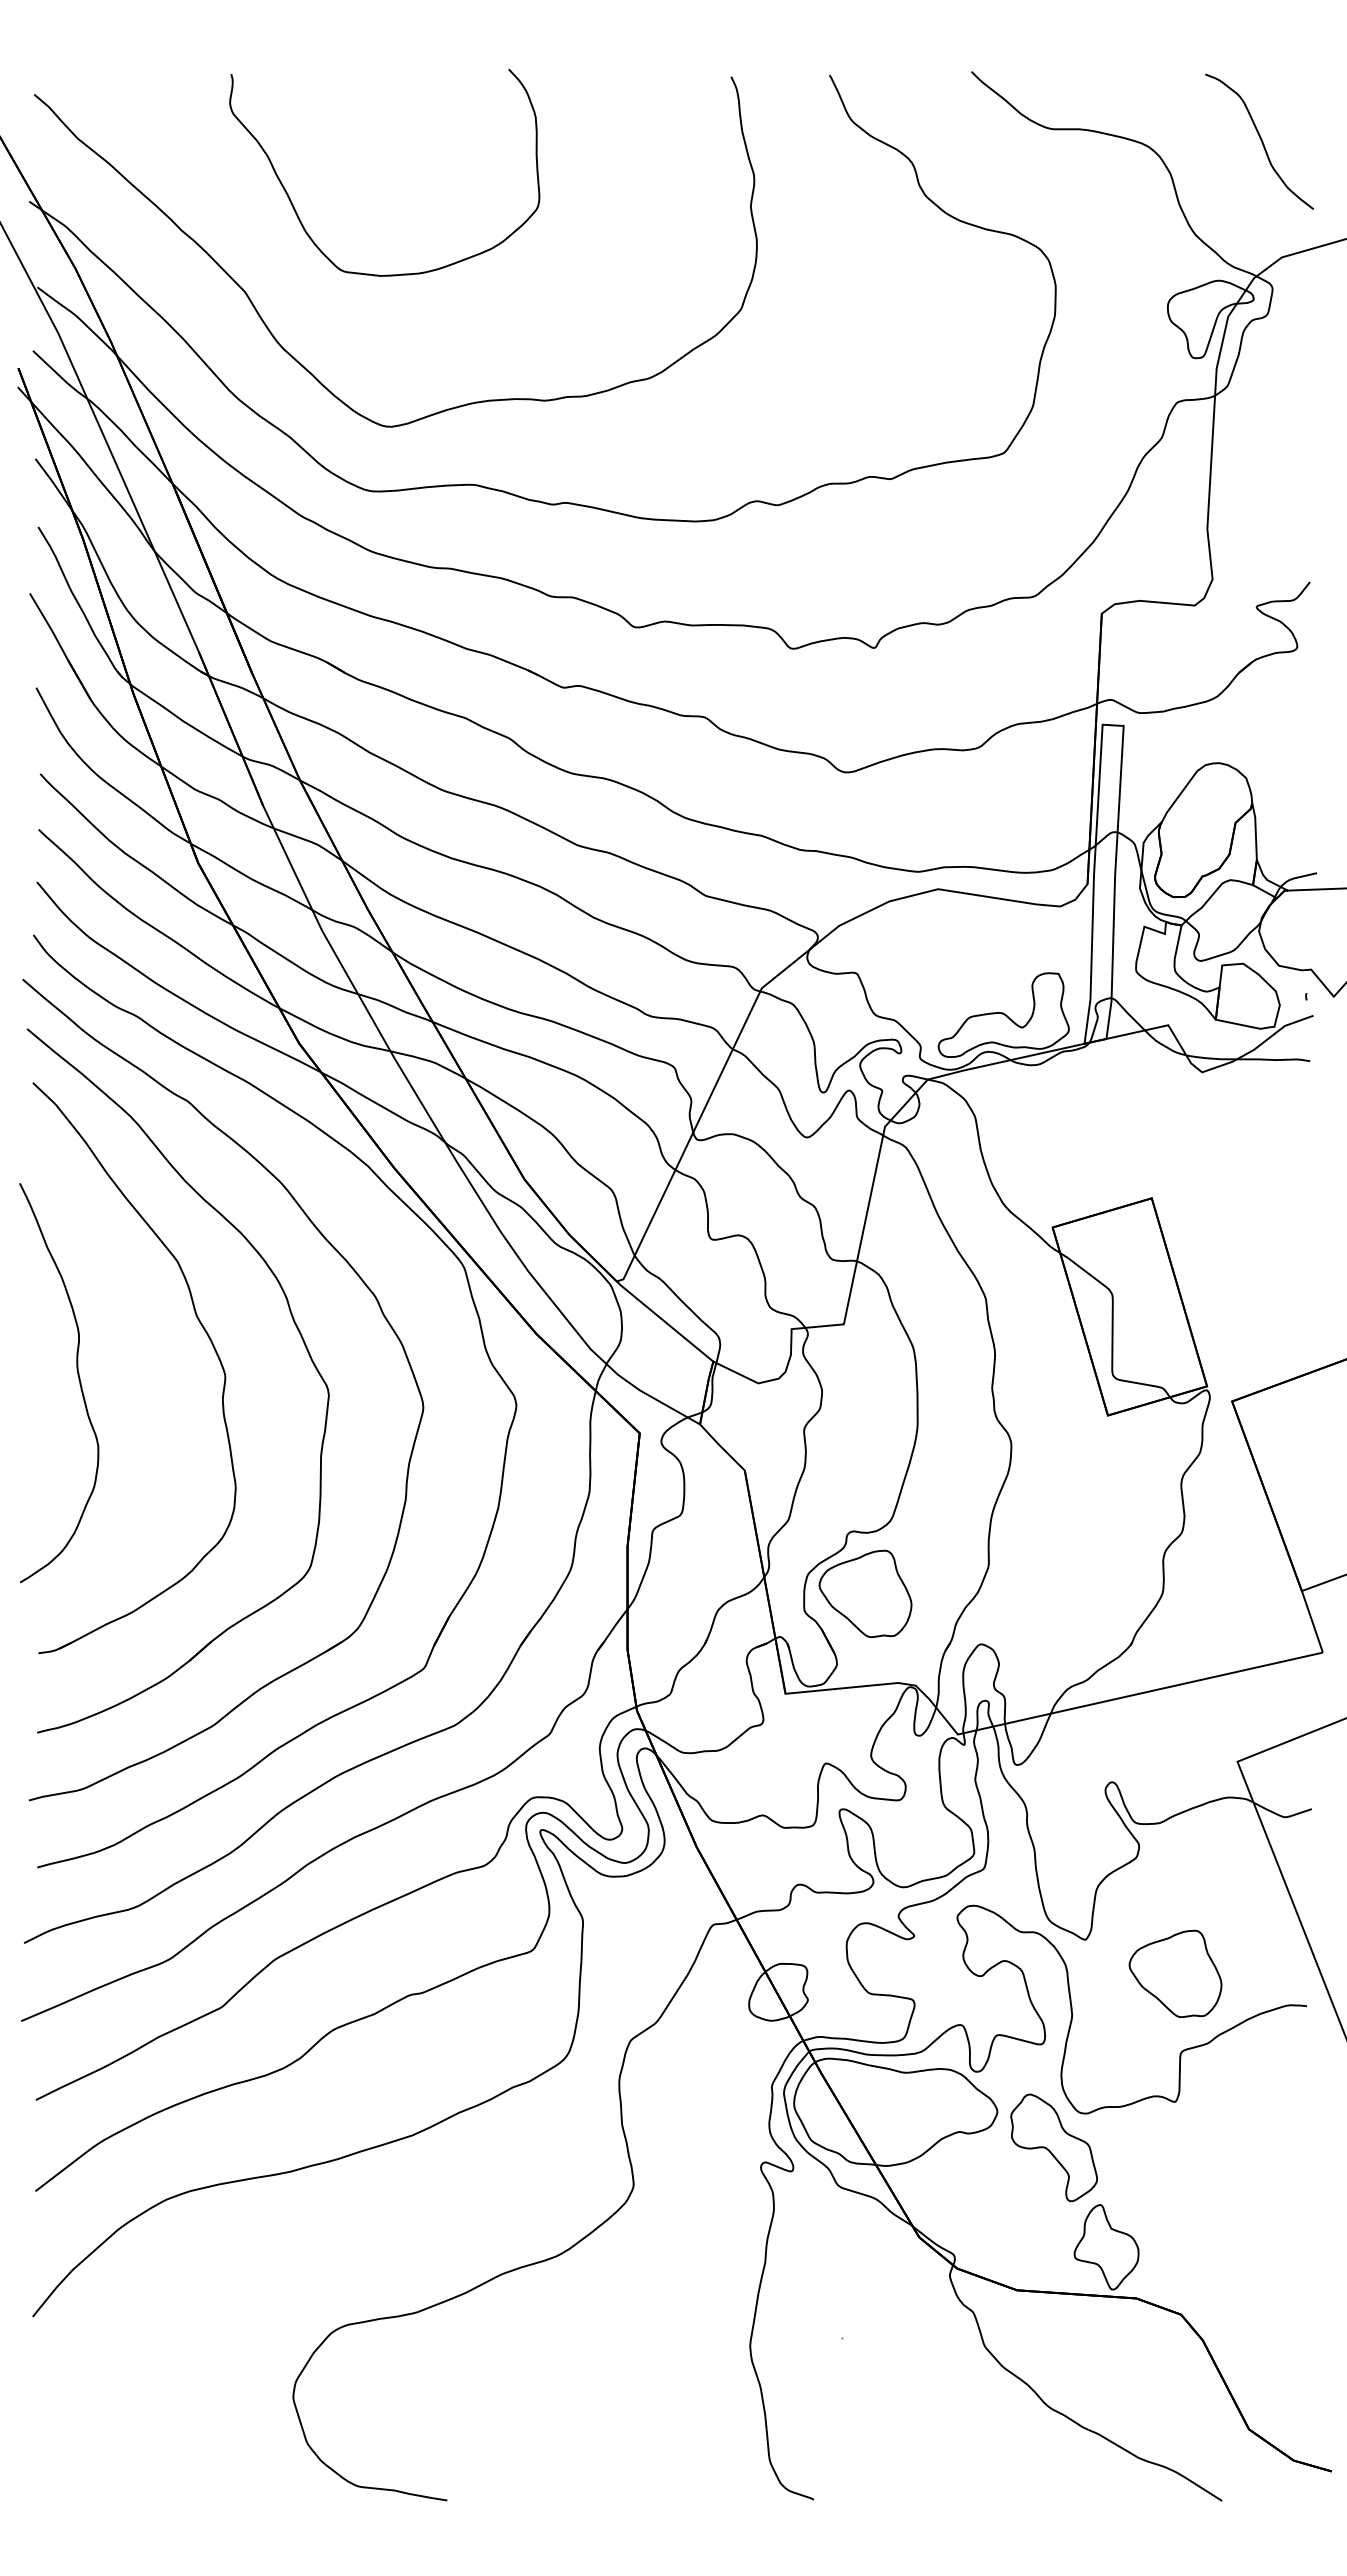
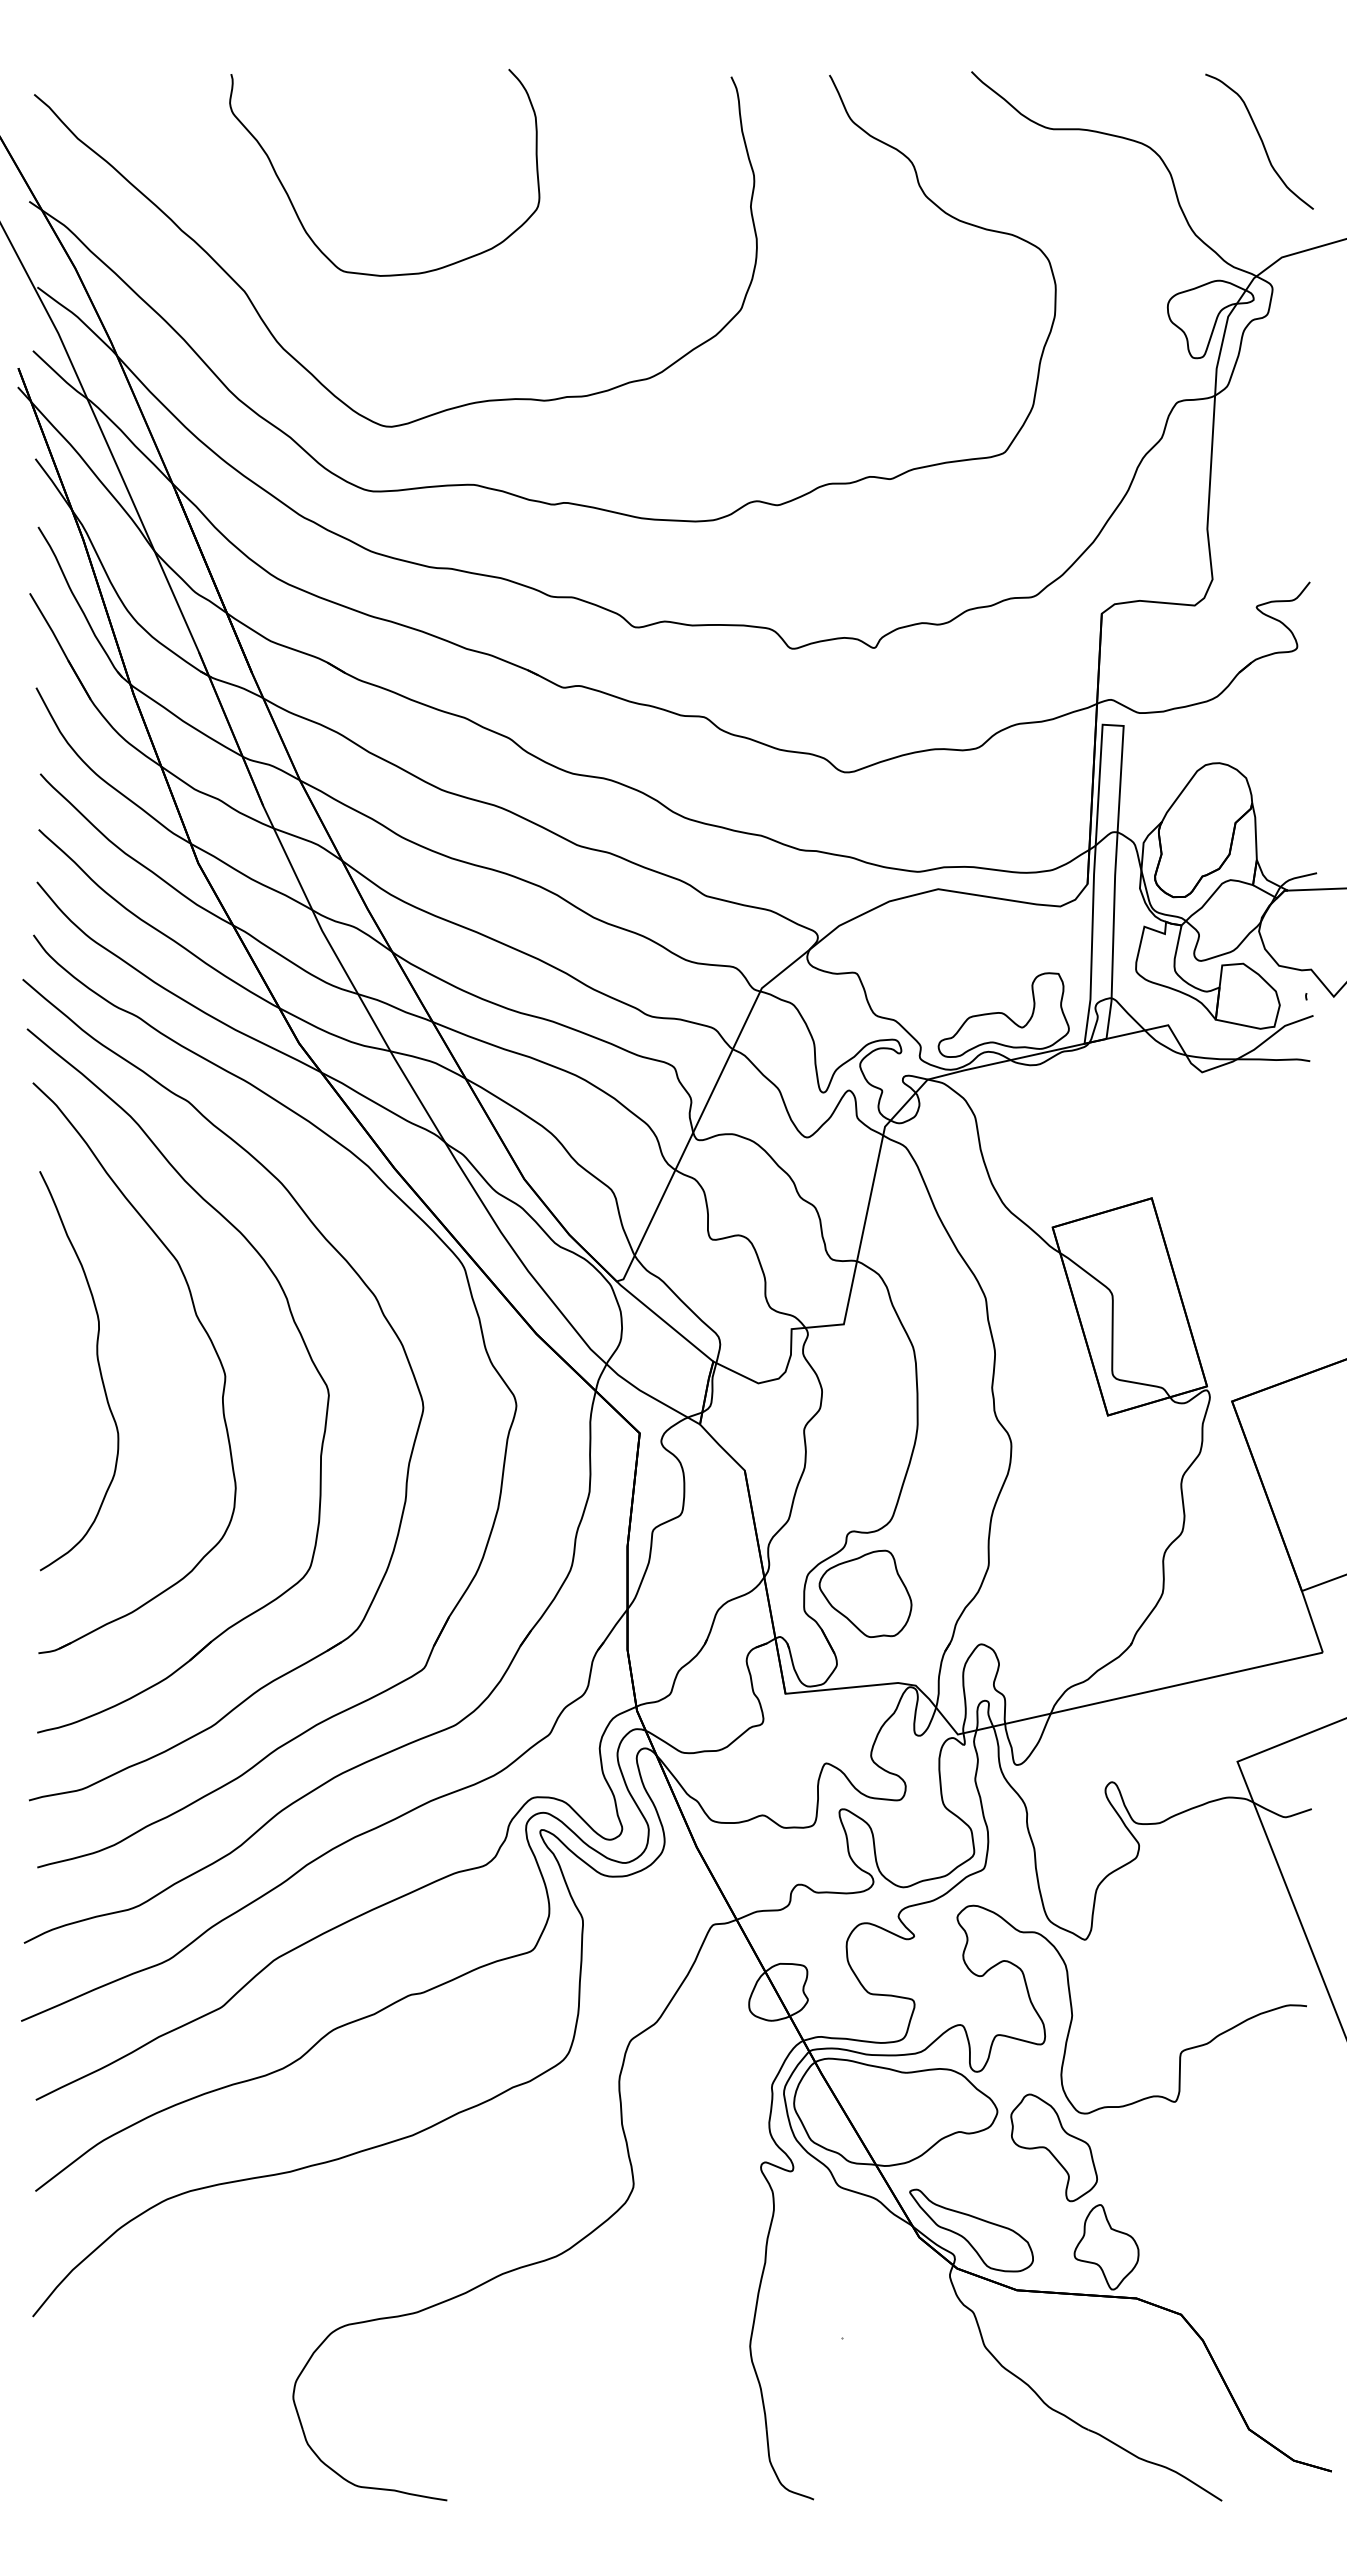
curve position: (78, 1380) -> (98, 1368) (98, 1368)
part: present -> none (1175, 1973)
part: none -> present (971, 2230)
